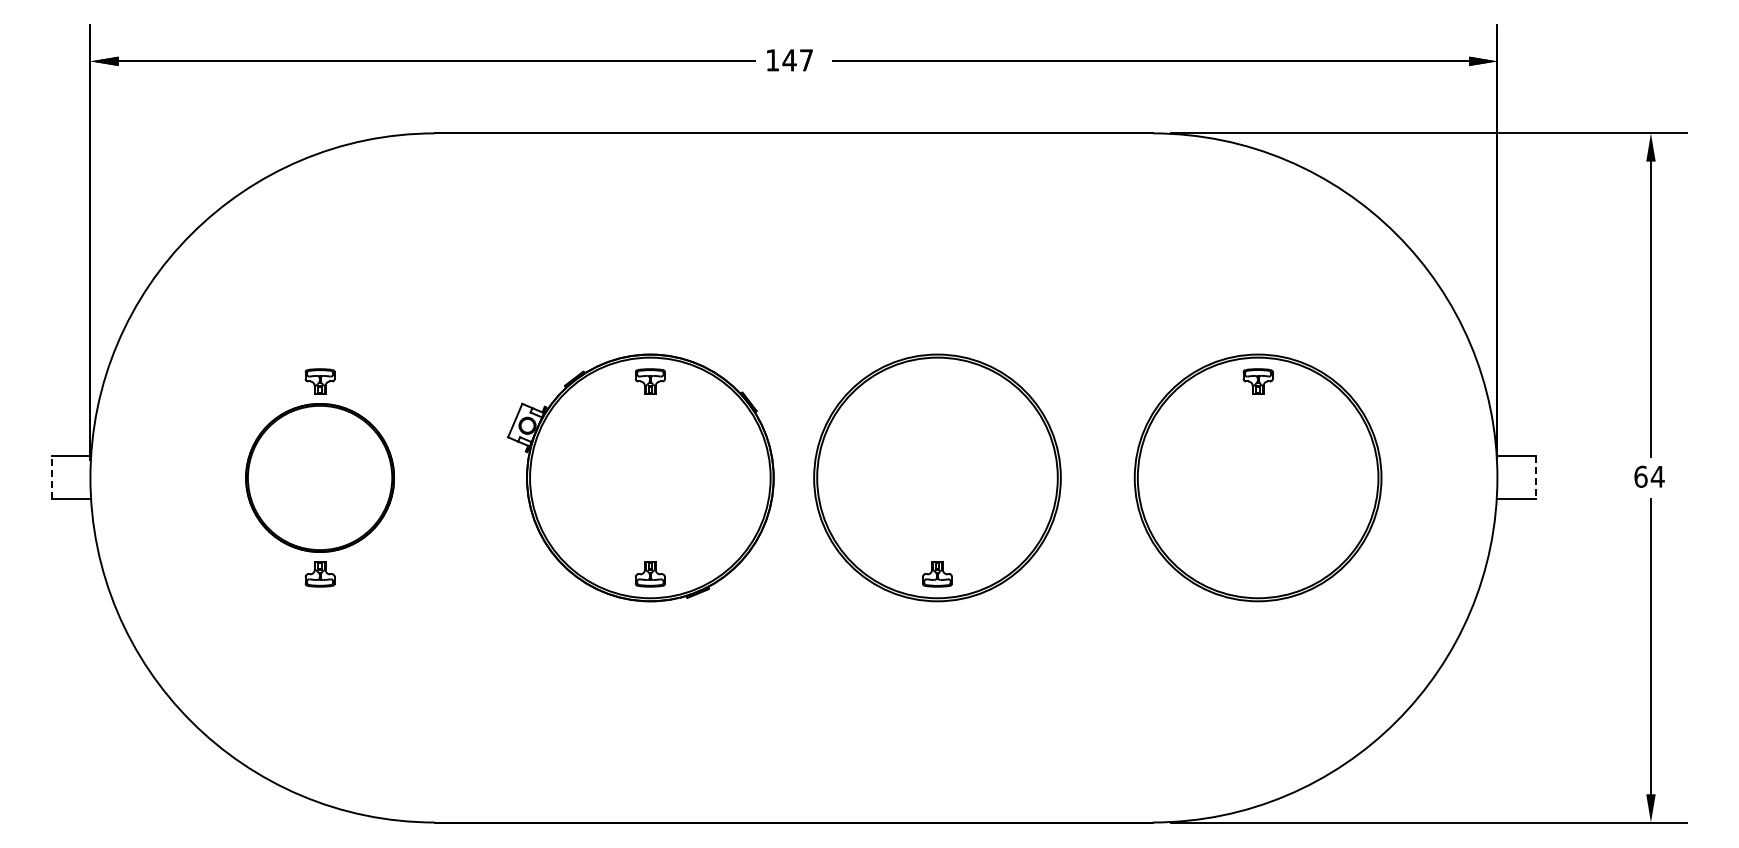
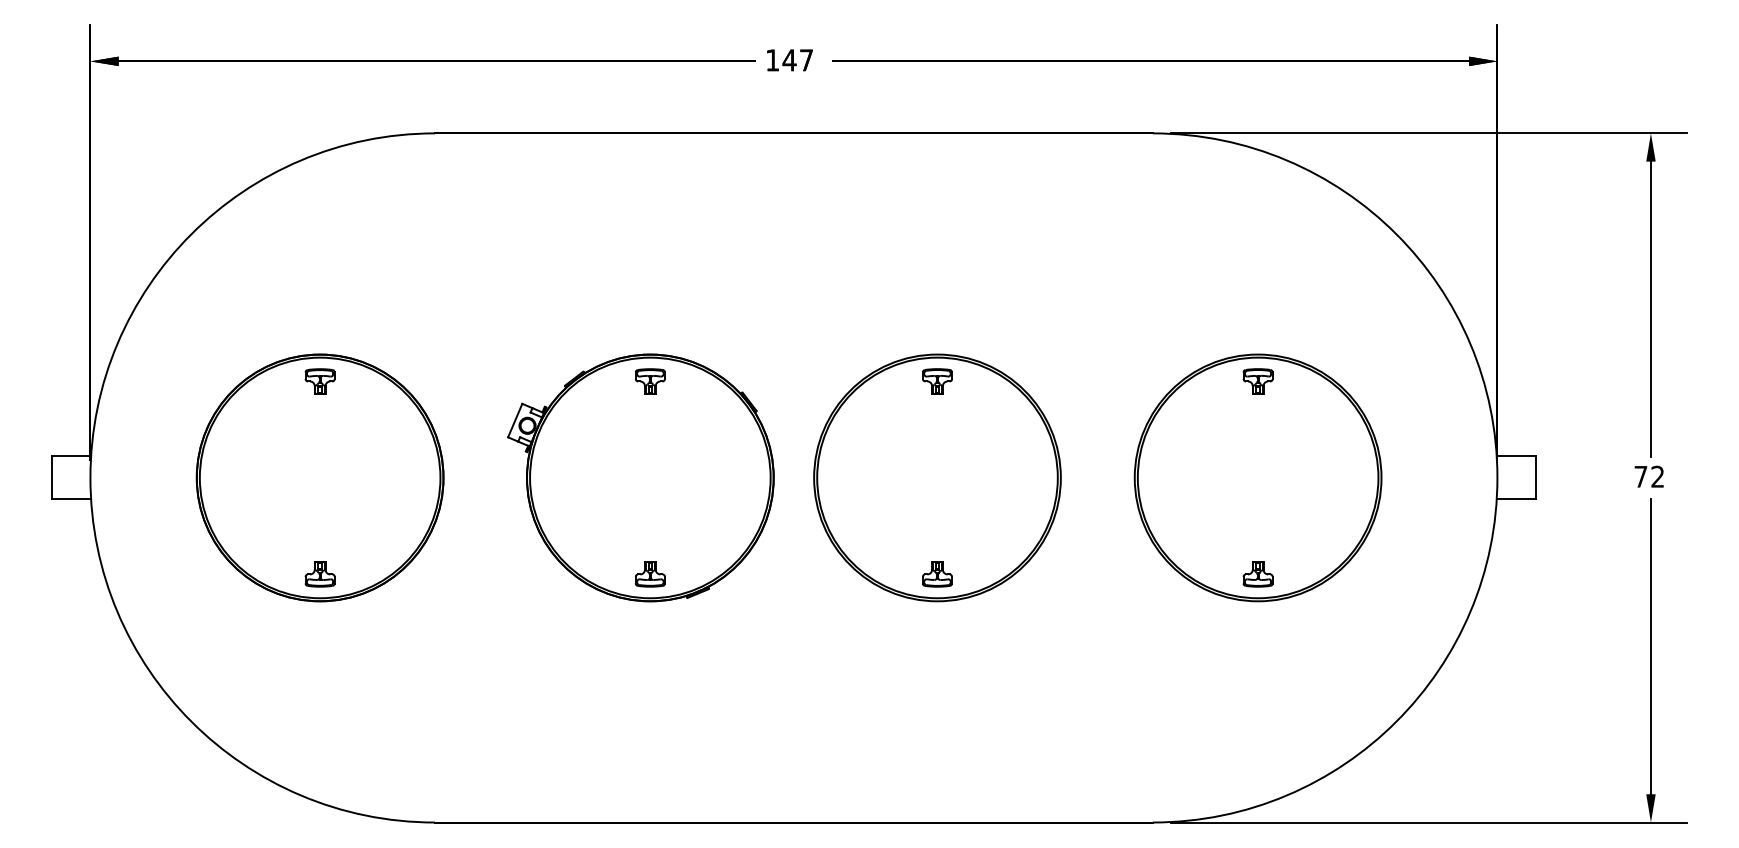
part: none -> present (937, 381)
text: 64 -> 72 (1649, 476)
line: dashed -> solid (52, 477)
part size: 150x150 px -> 250x250 px (319, 477)
line: dashed -> solid (1535, 477)
part: none -> present (1257, 574)
